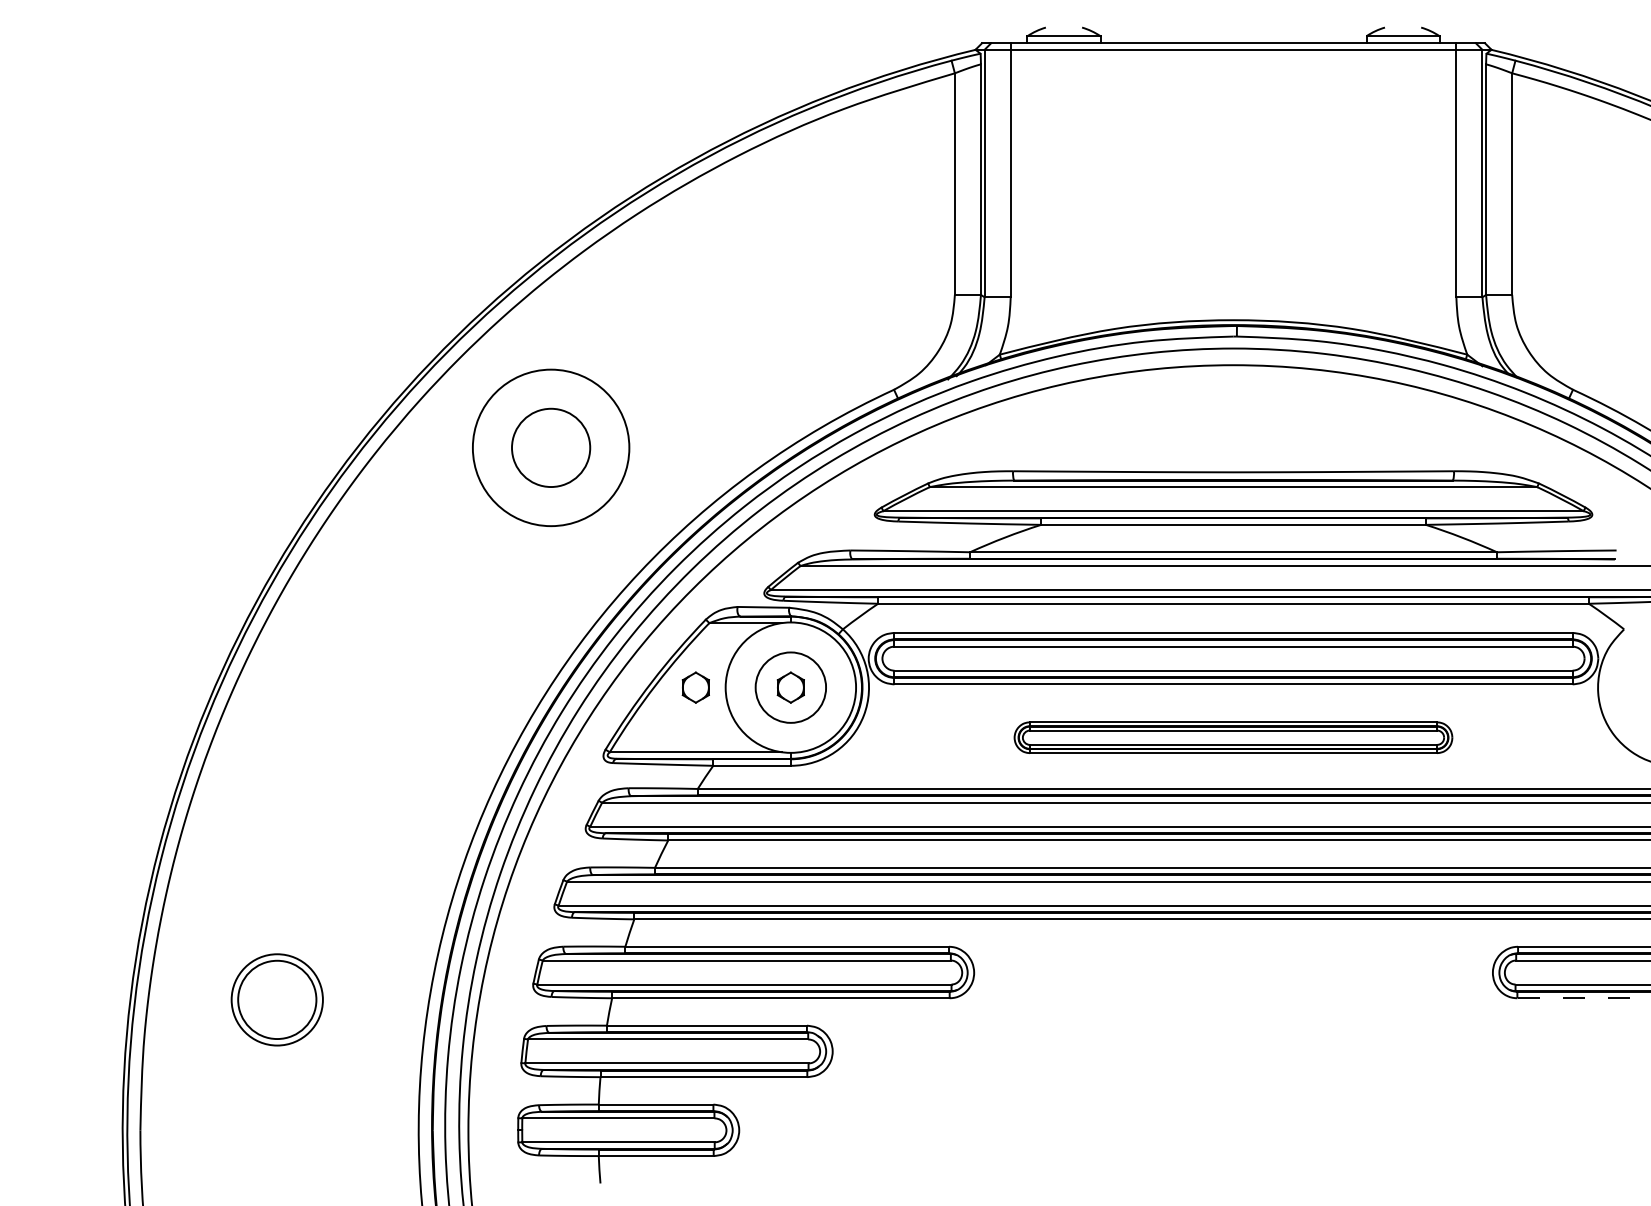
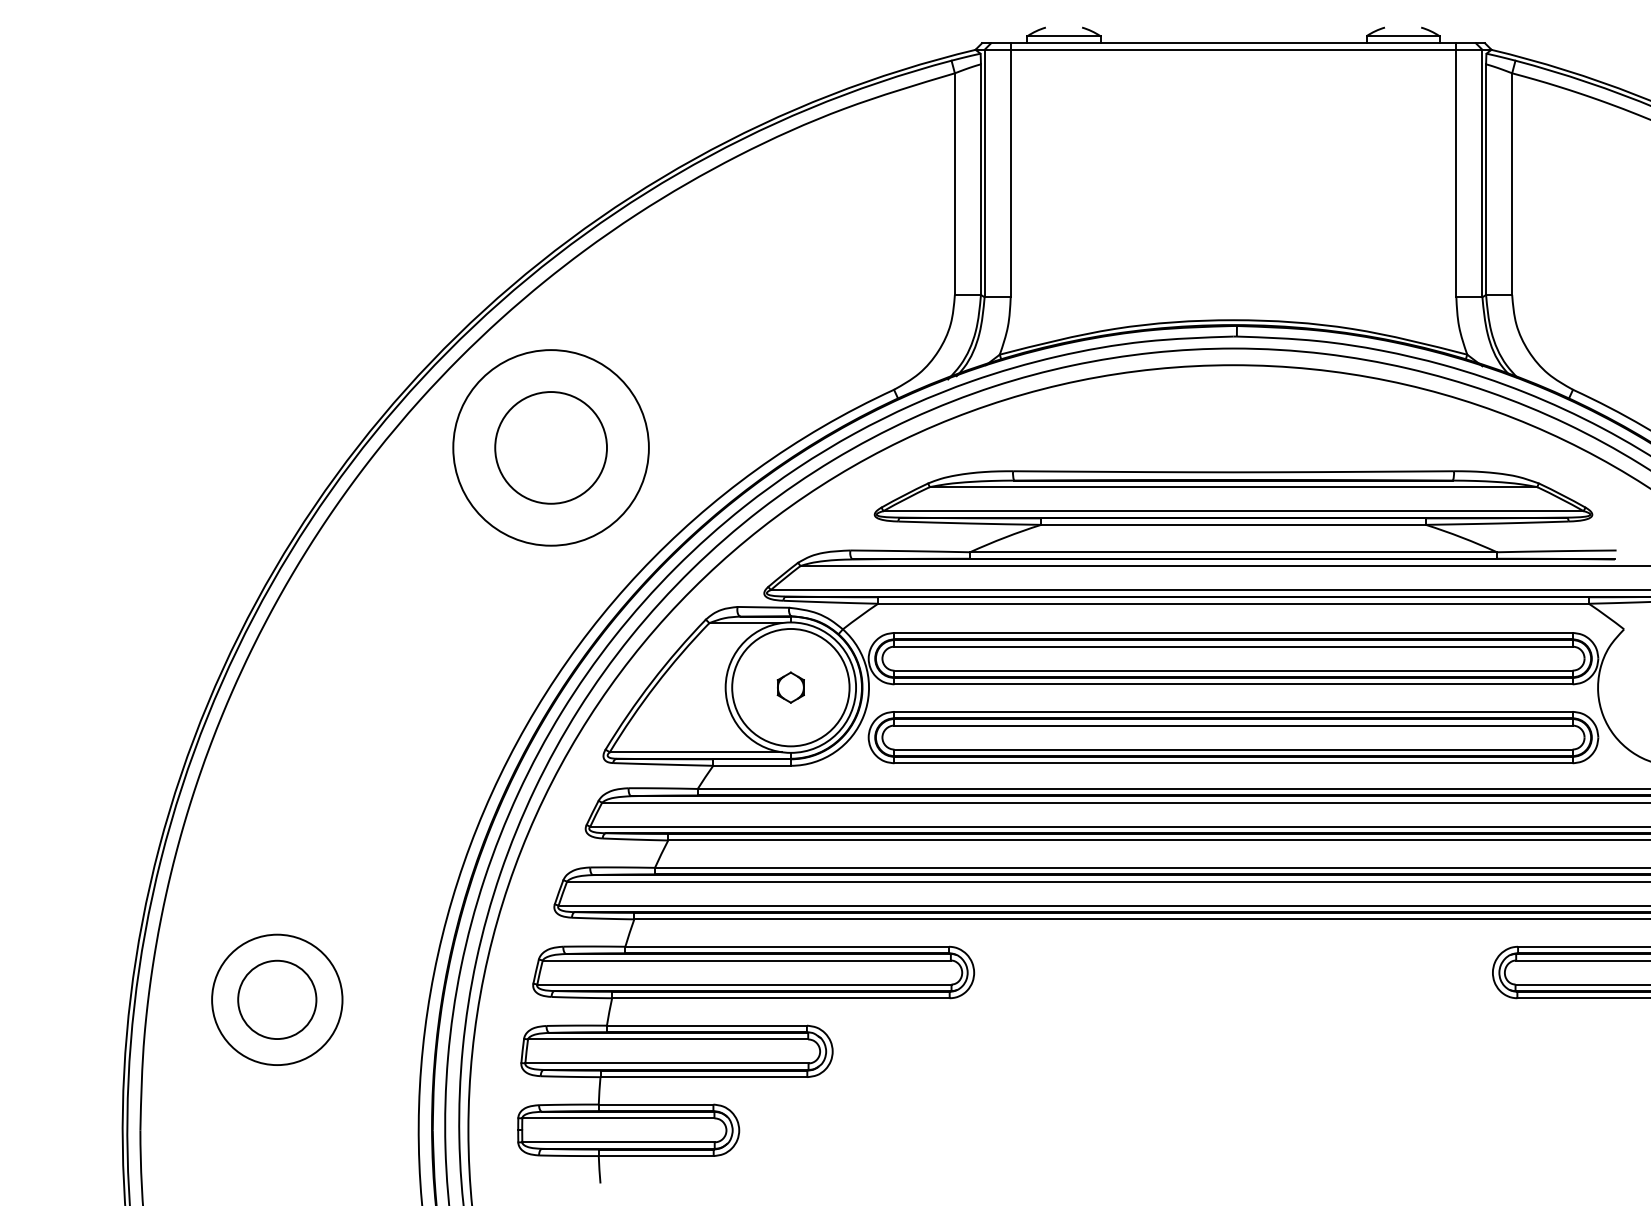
circle diameter: 156 px -> 196 px (550, 447)
circle diameter: 78 px -> 112 px (551, 447)
part: present -> none (695, 687)
circle diameter: 70 px -> 117 px (790, 687)
part size: 441x33 px -> 733x54 px (1233, 737)
line: dashed -> solid (1583, 998)
circle diameter: 91 px -> 130 px (277, 999)
